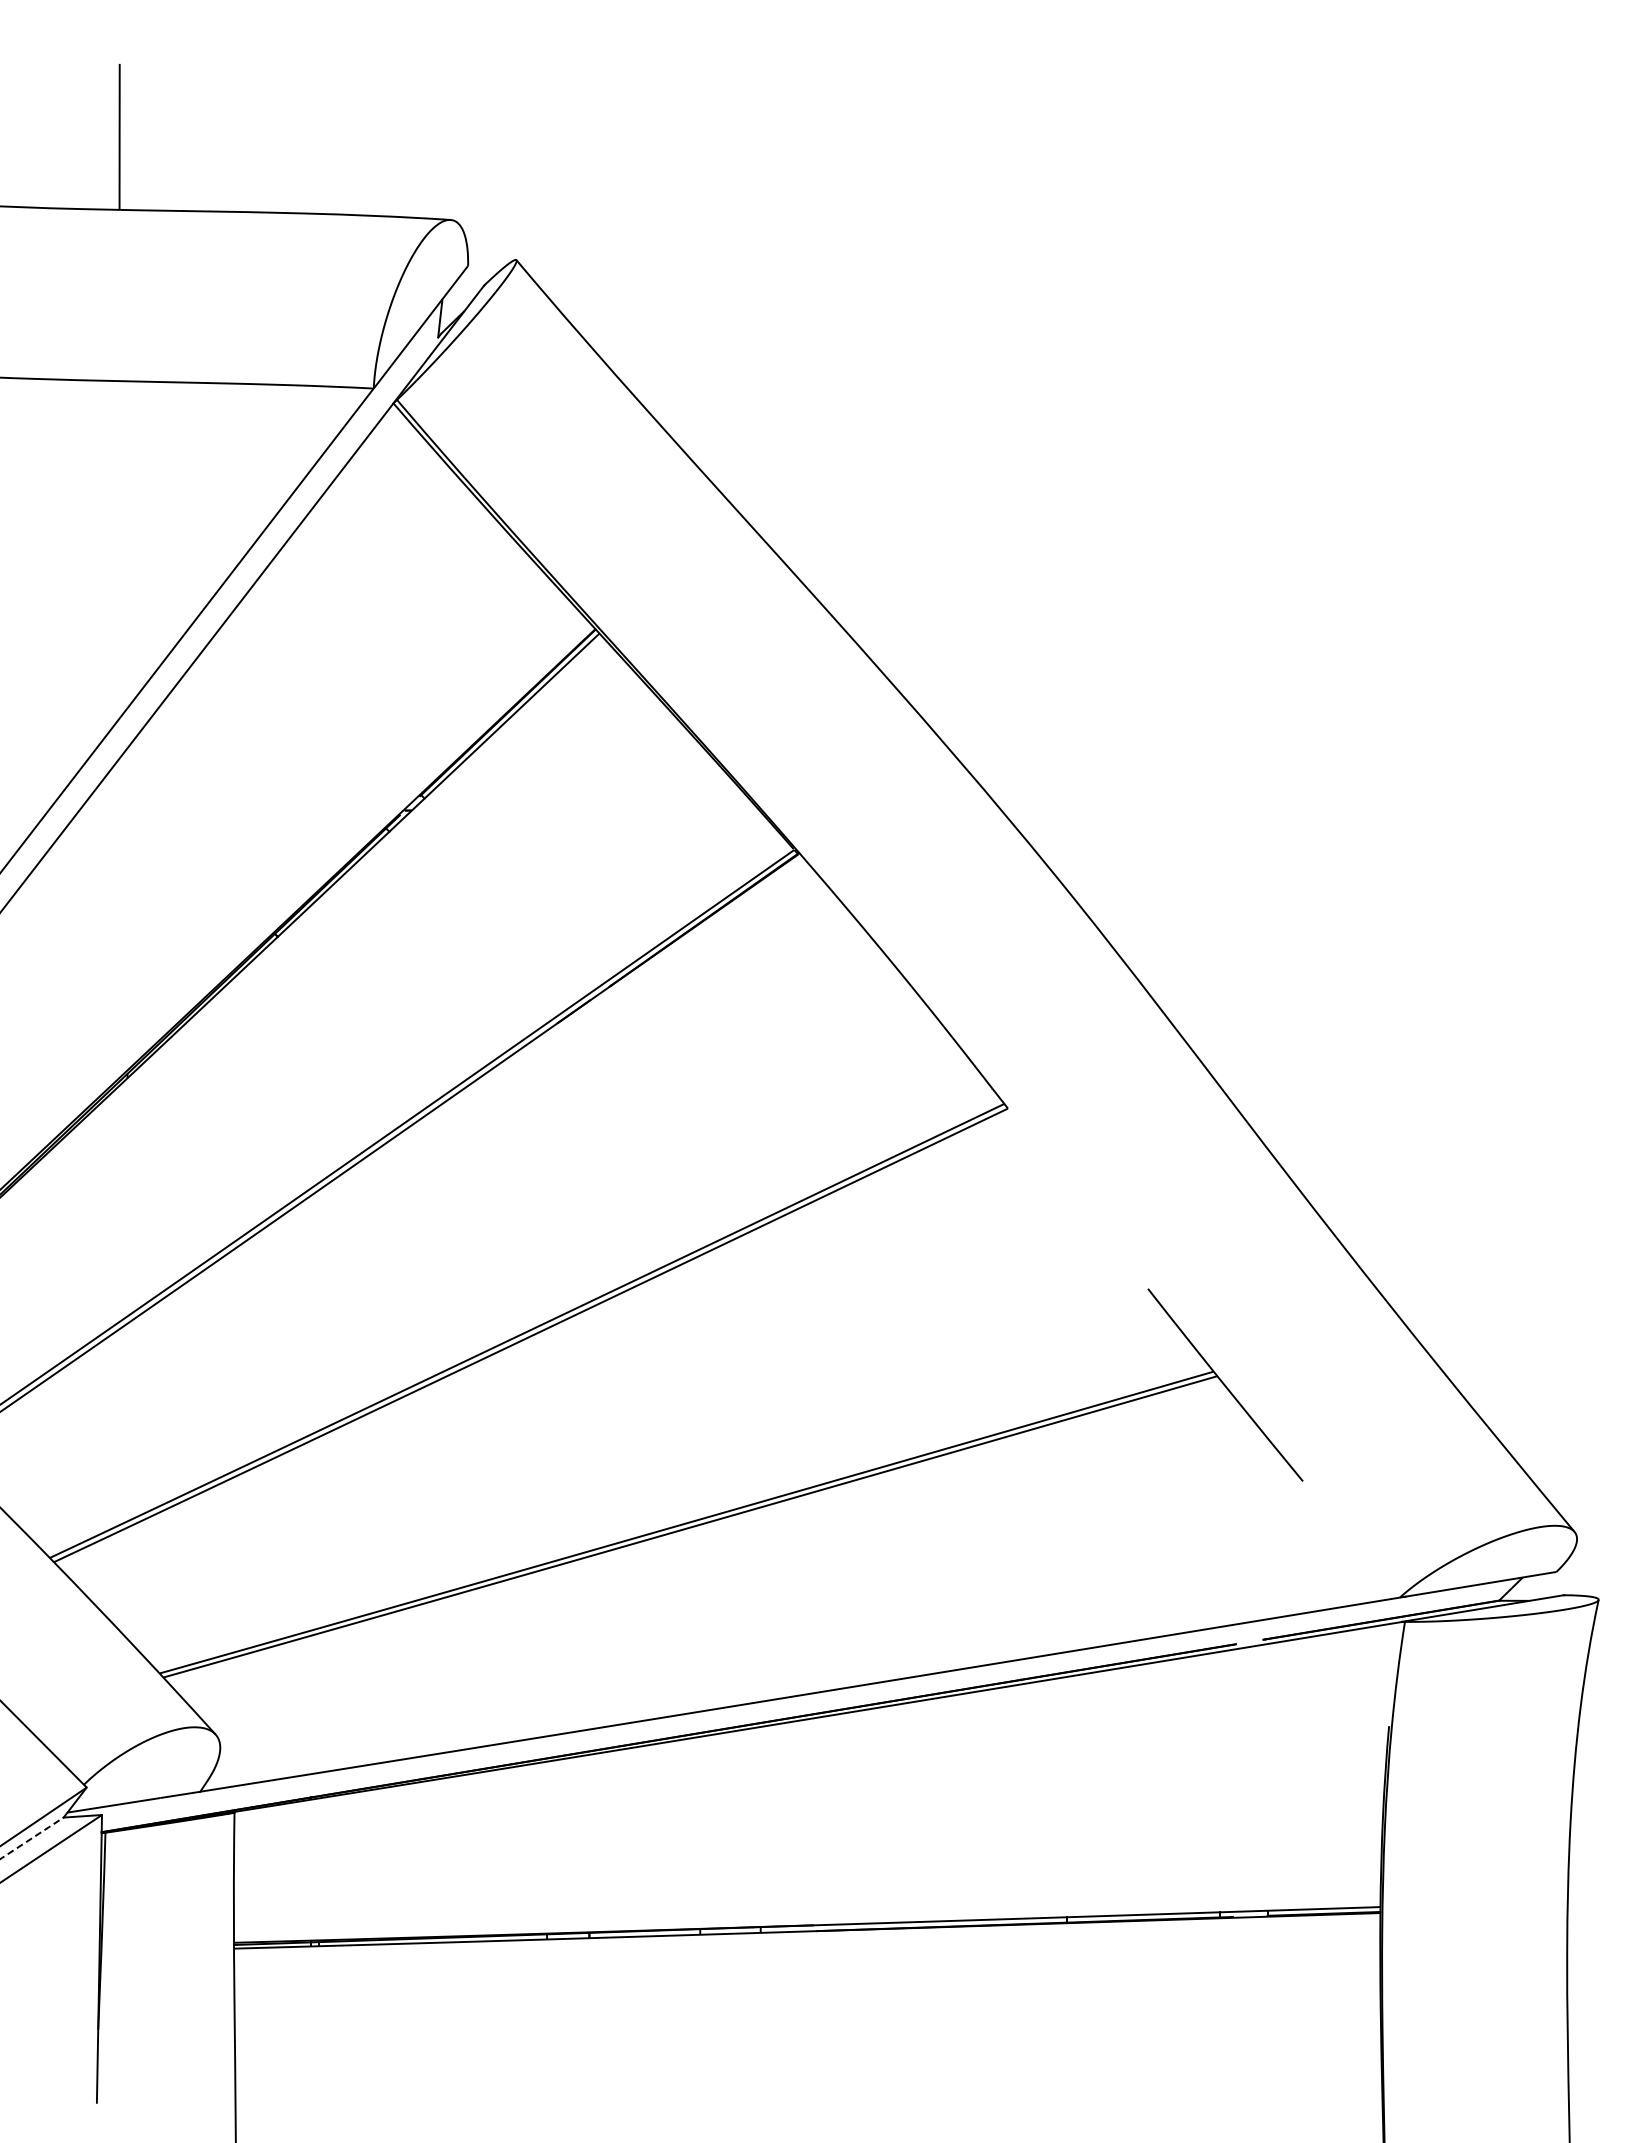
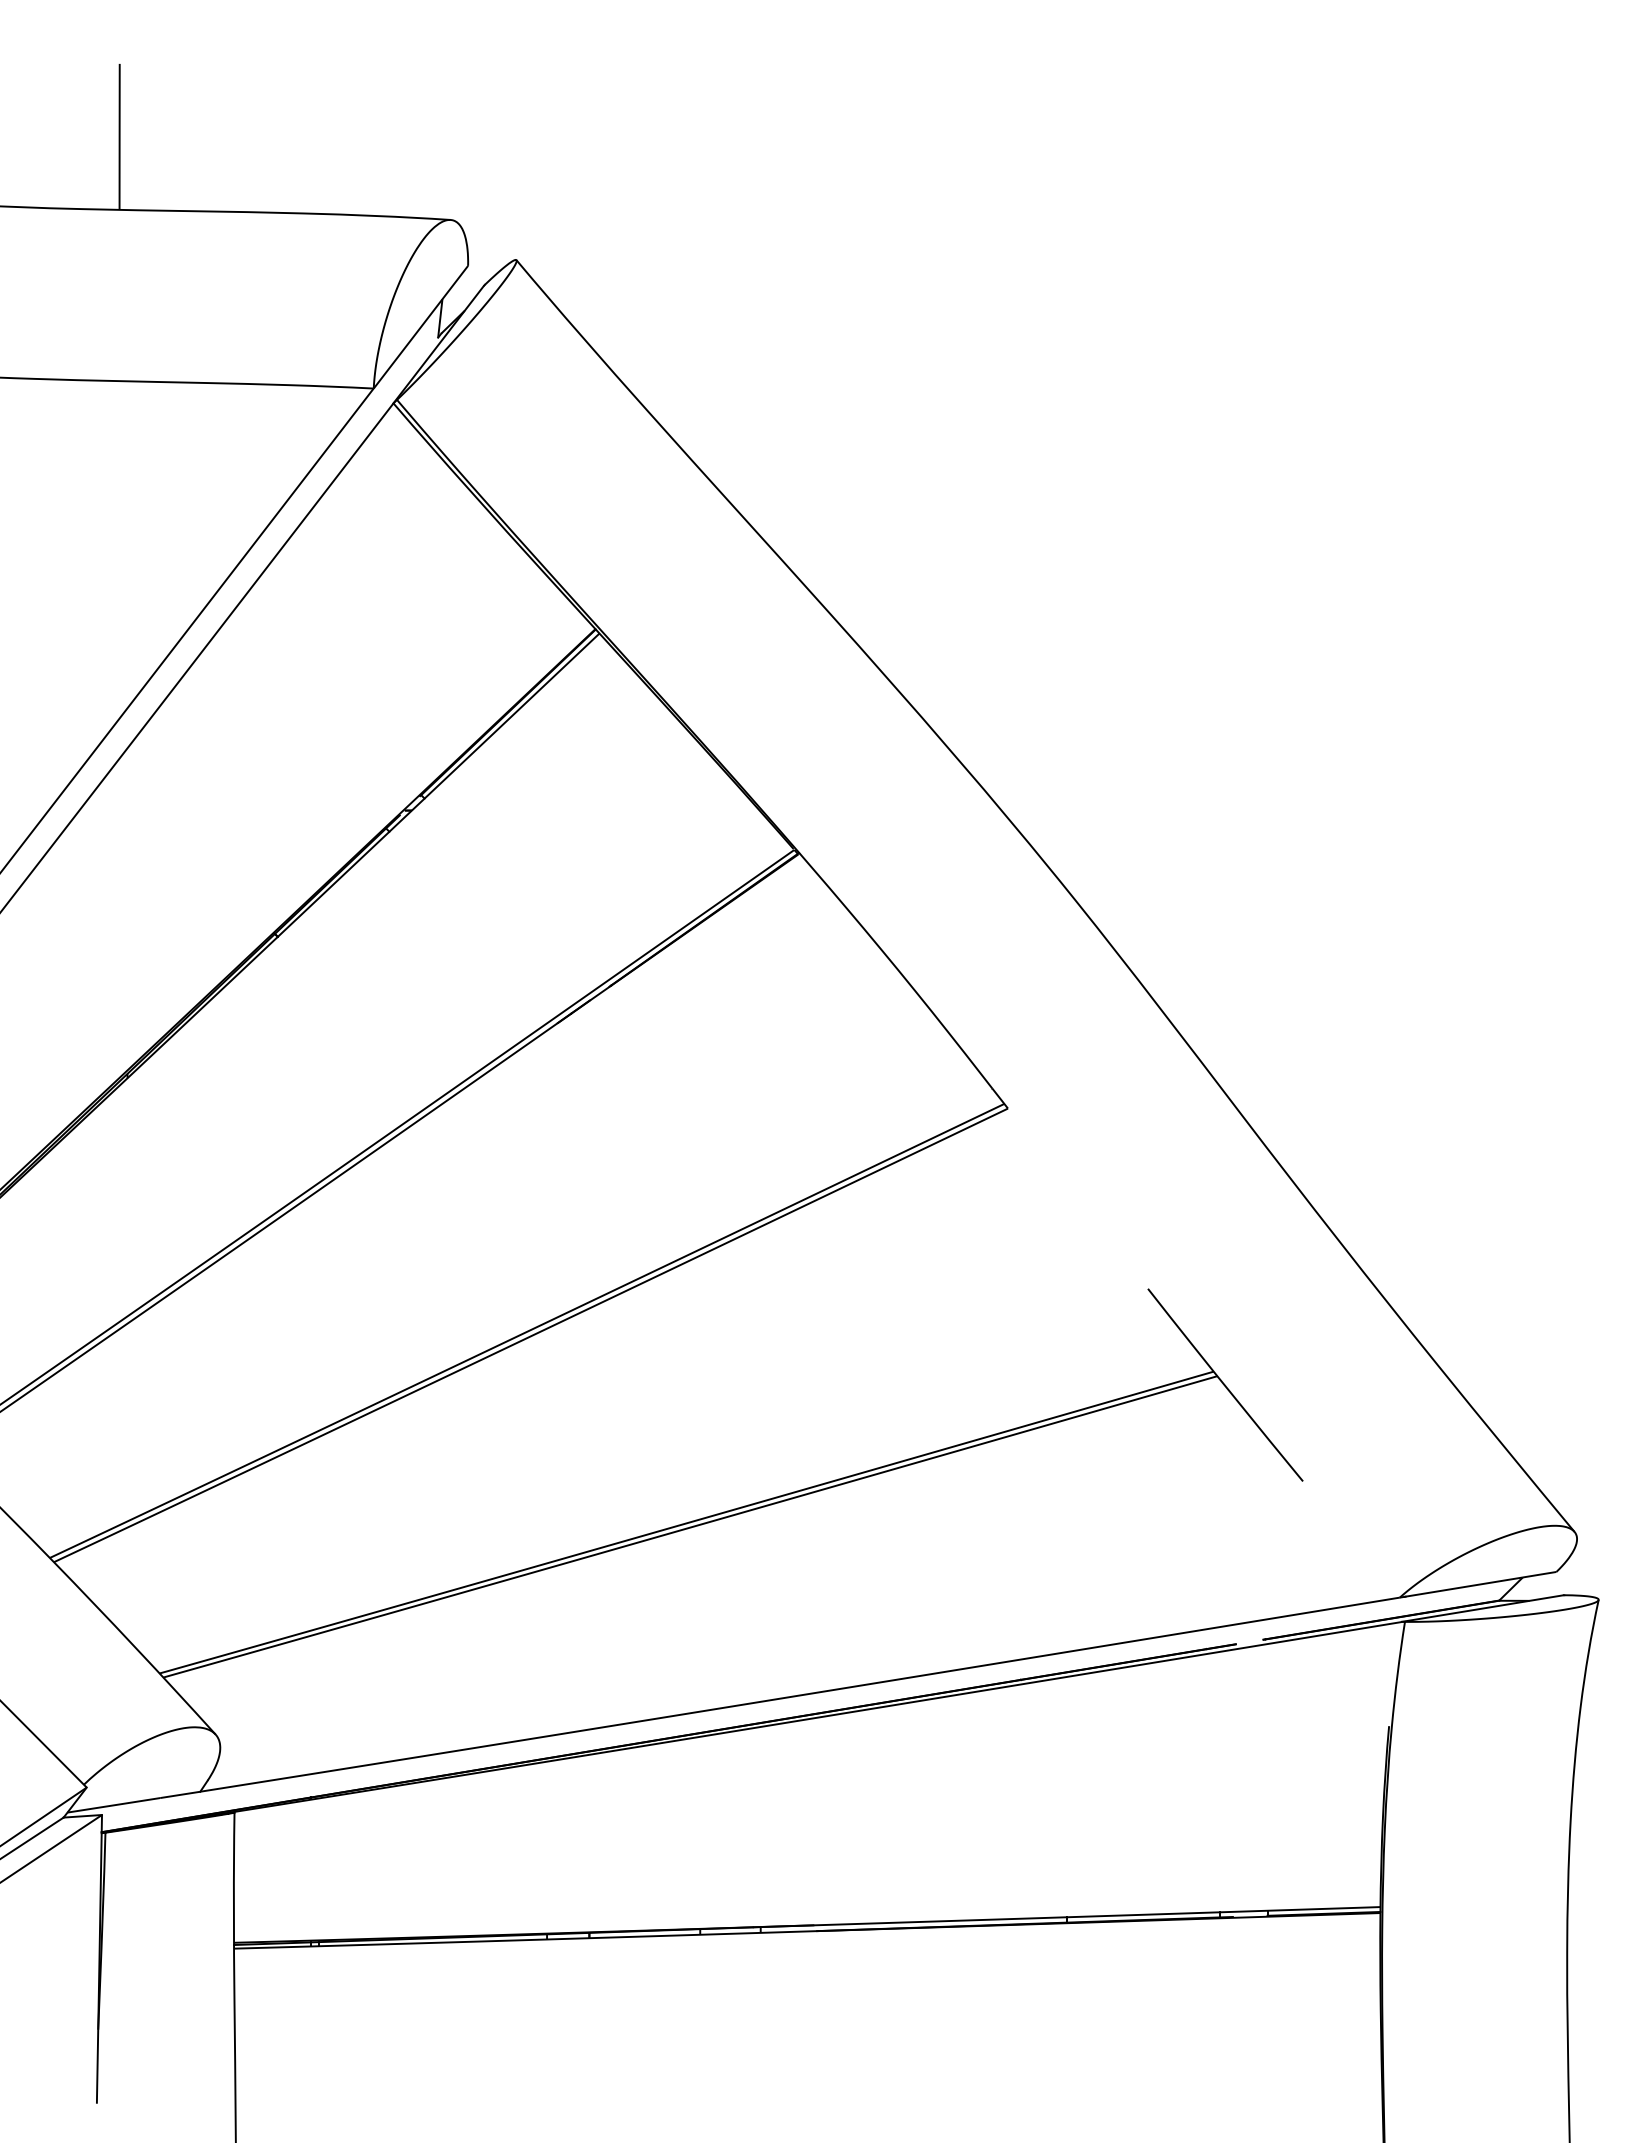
line: dashed -> solid (31, 1838)
